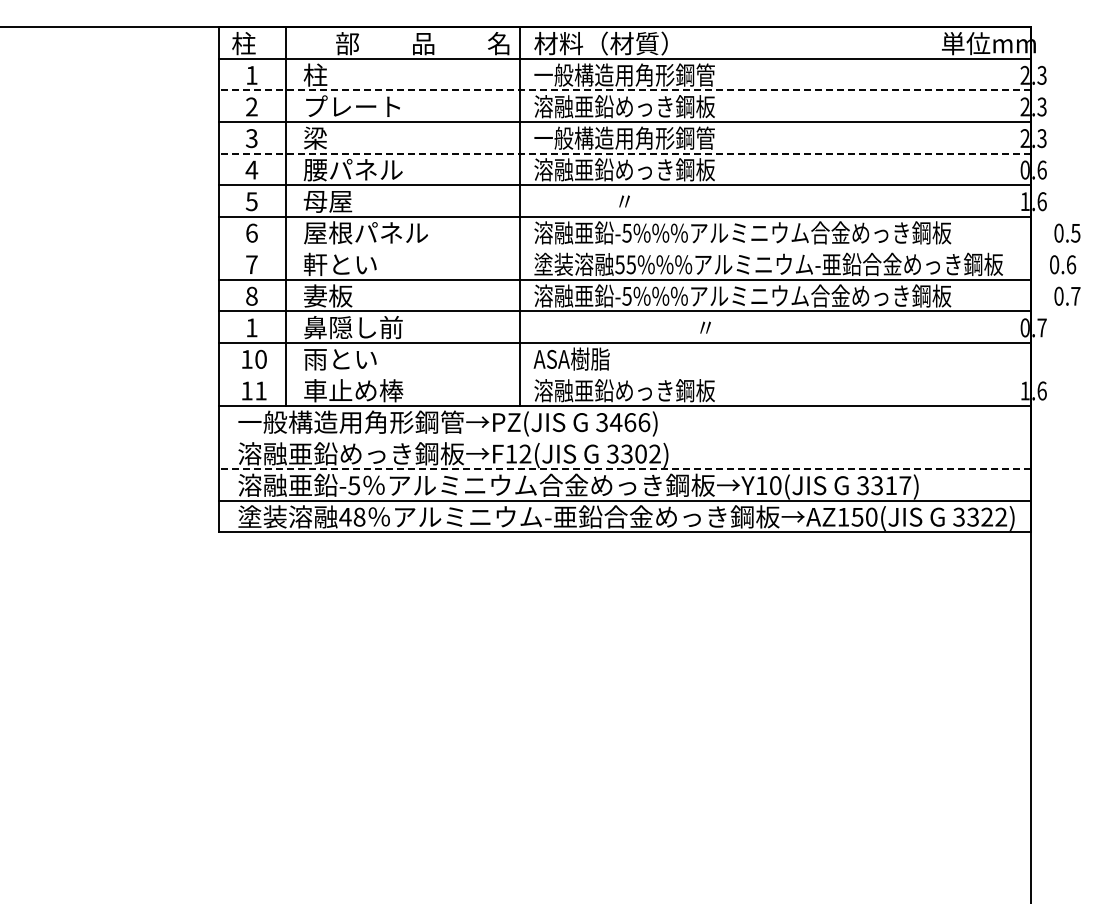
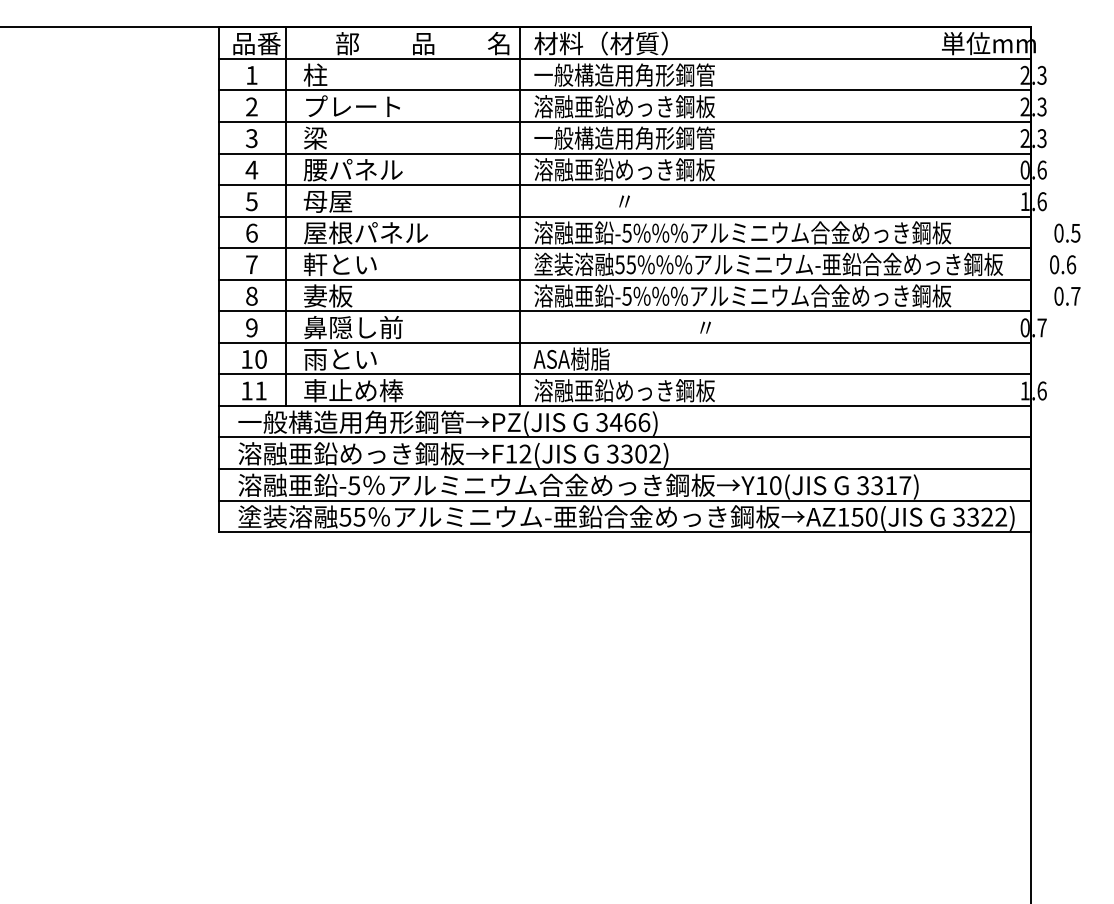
text: 柱 -> 品番 (256, 43)
line: dashed -> solid (624, 90)
line: dashed -> solid (624, 153)
line: none -> present (624, 248)
text: 1 -> 9 (251, 327)
line: none -> present (624, 374)
line: none -> present (624, 437)
line: dashed -> solid (624, 469)
text: 48 -> 55 (352, 516)
